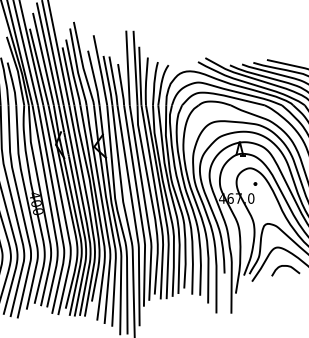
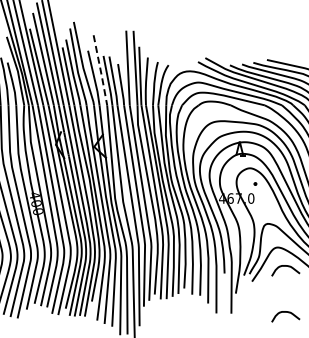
line: solid -> dashed (100, 71)
curve: none -> present (285, 312)
